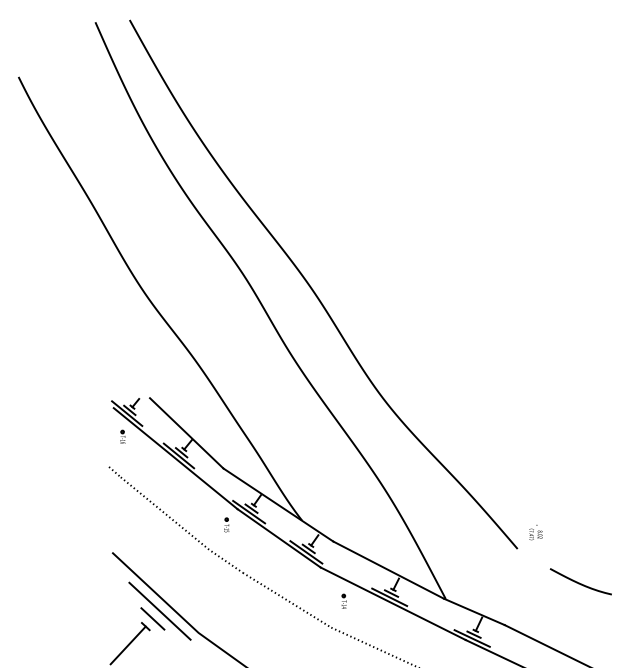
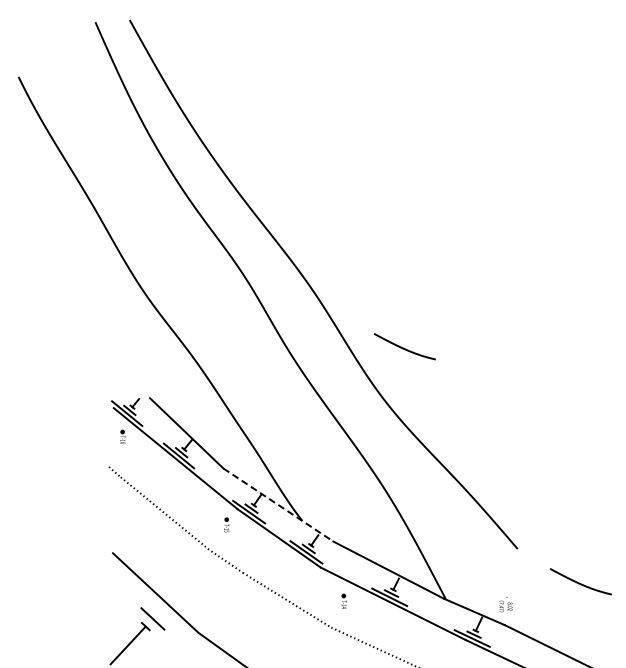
curve: none -> present (403, 347)
line: solid -> dashed (278, 504)
text position: (535, 532) -> (505, 604) (505, 604)
line: present -> none (159, 610)
